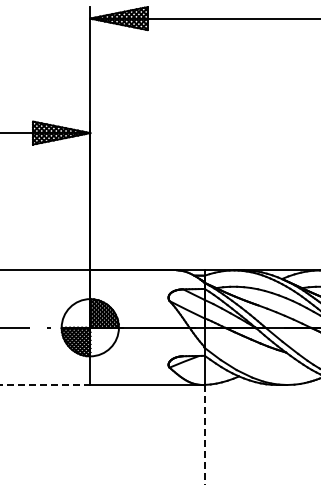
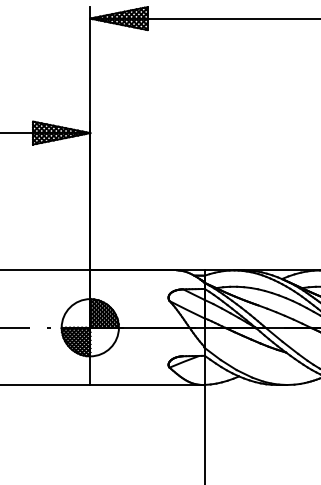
line: dashed -> solid (45, 384)
line: dashed -> solid (204, 434)
